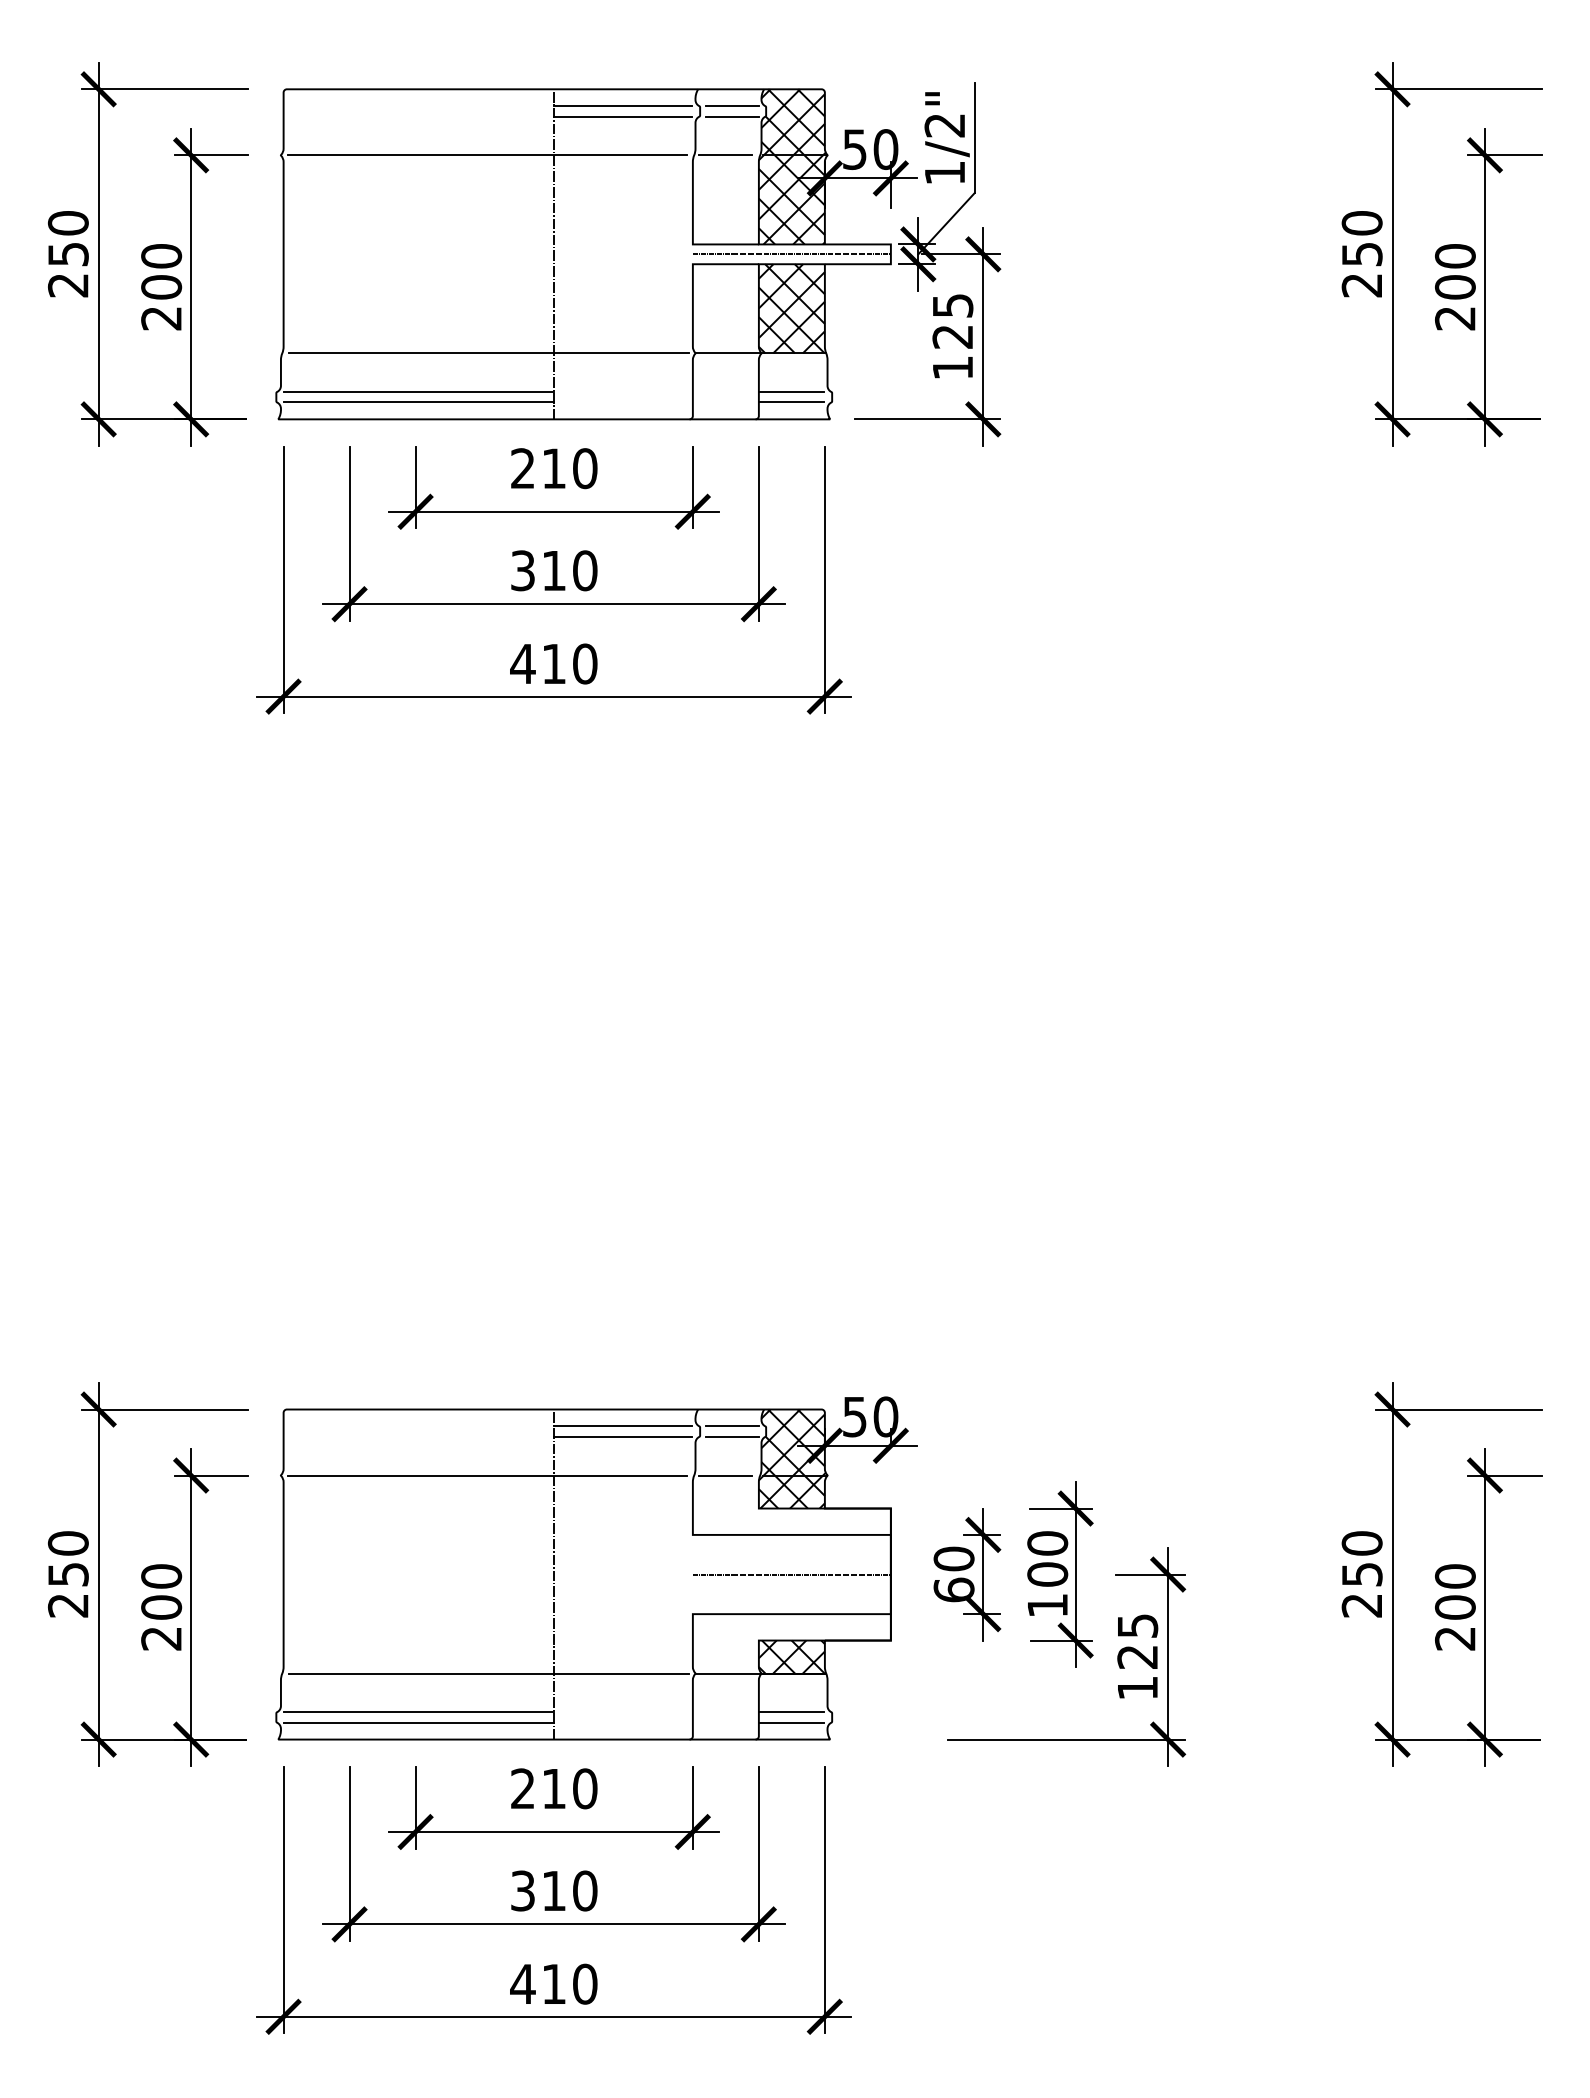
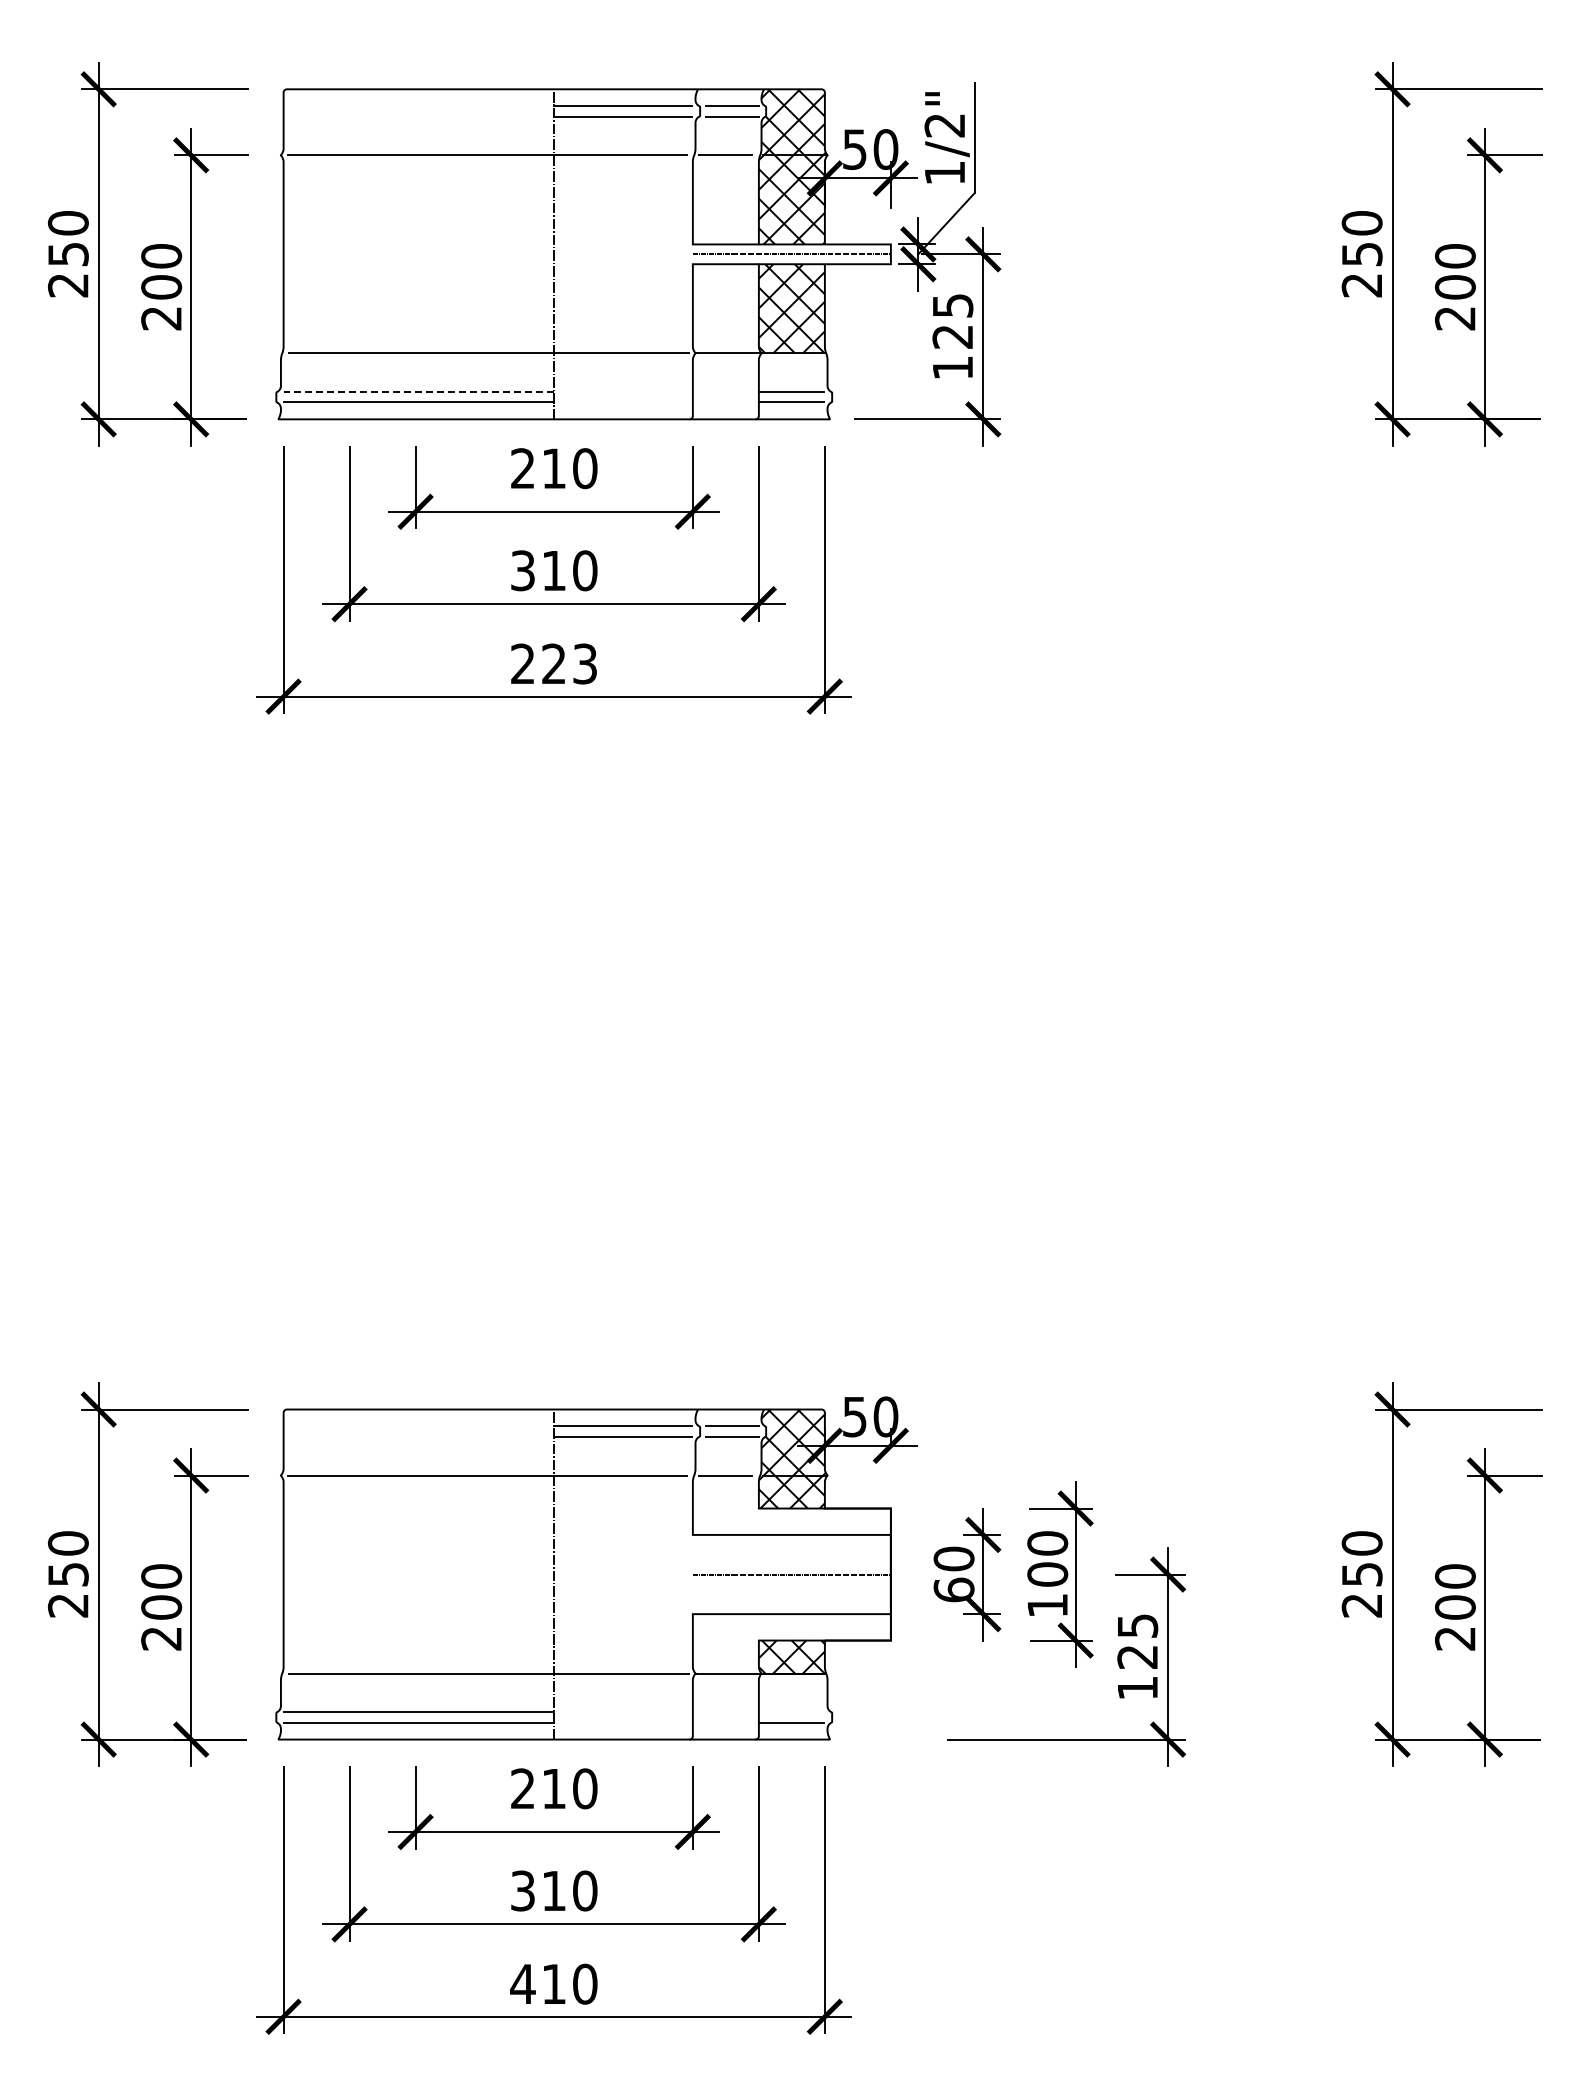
line: solid -> dashed (418, 391)
text: 410 -> 223 (553, 663)
line: present -> none (791, 1712)
